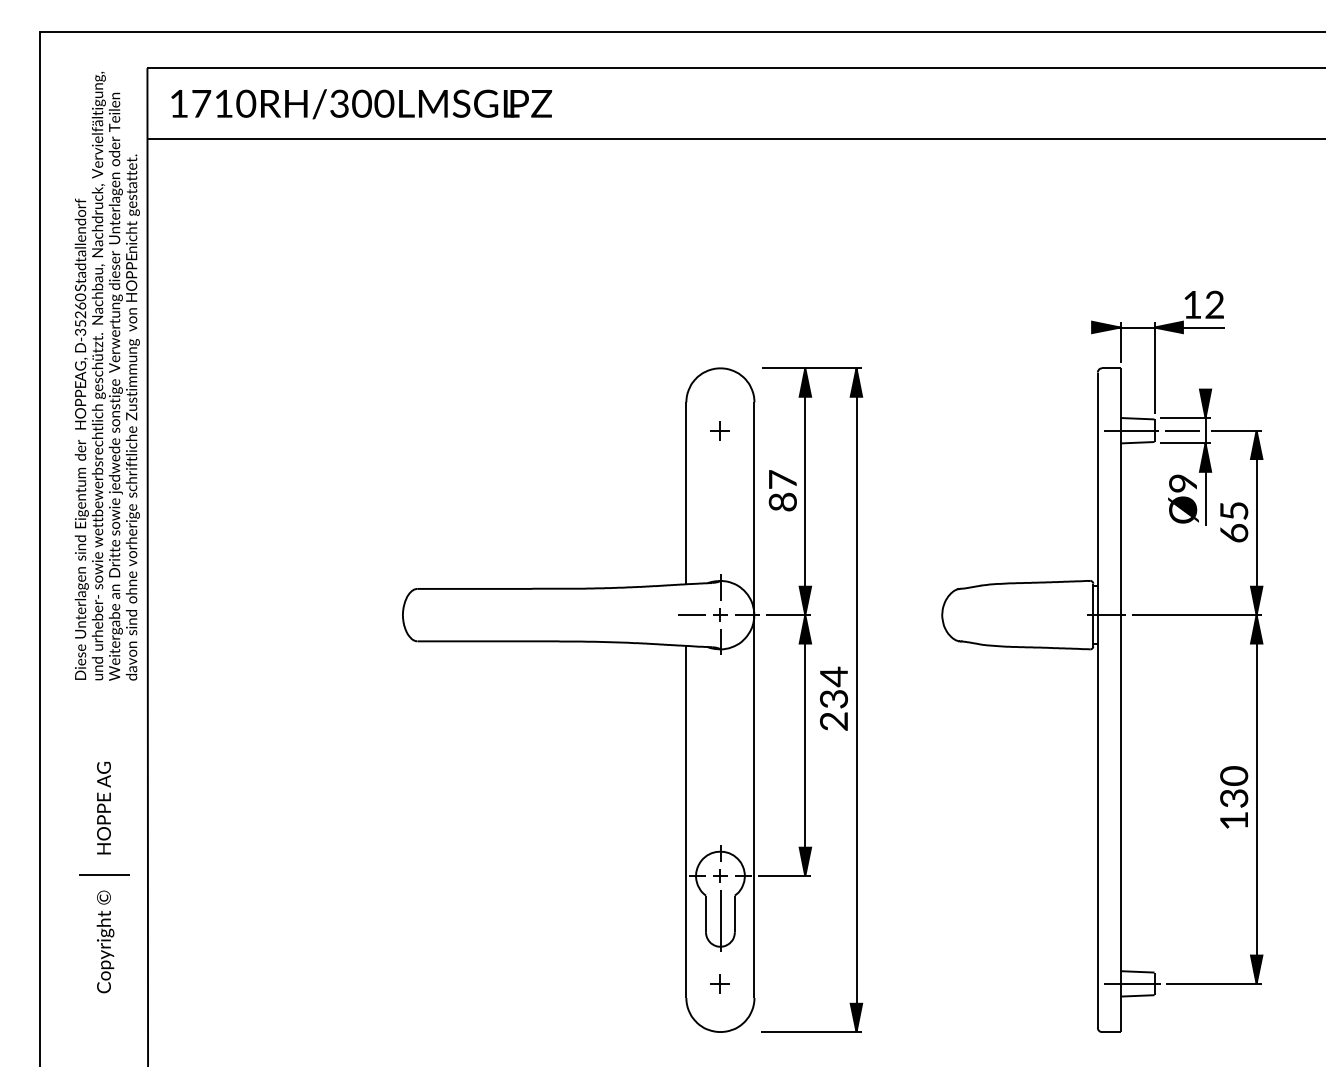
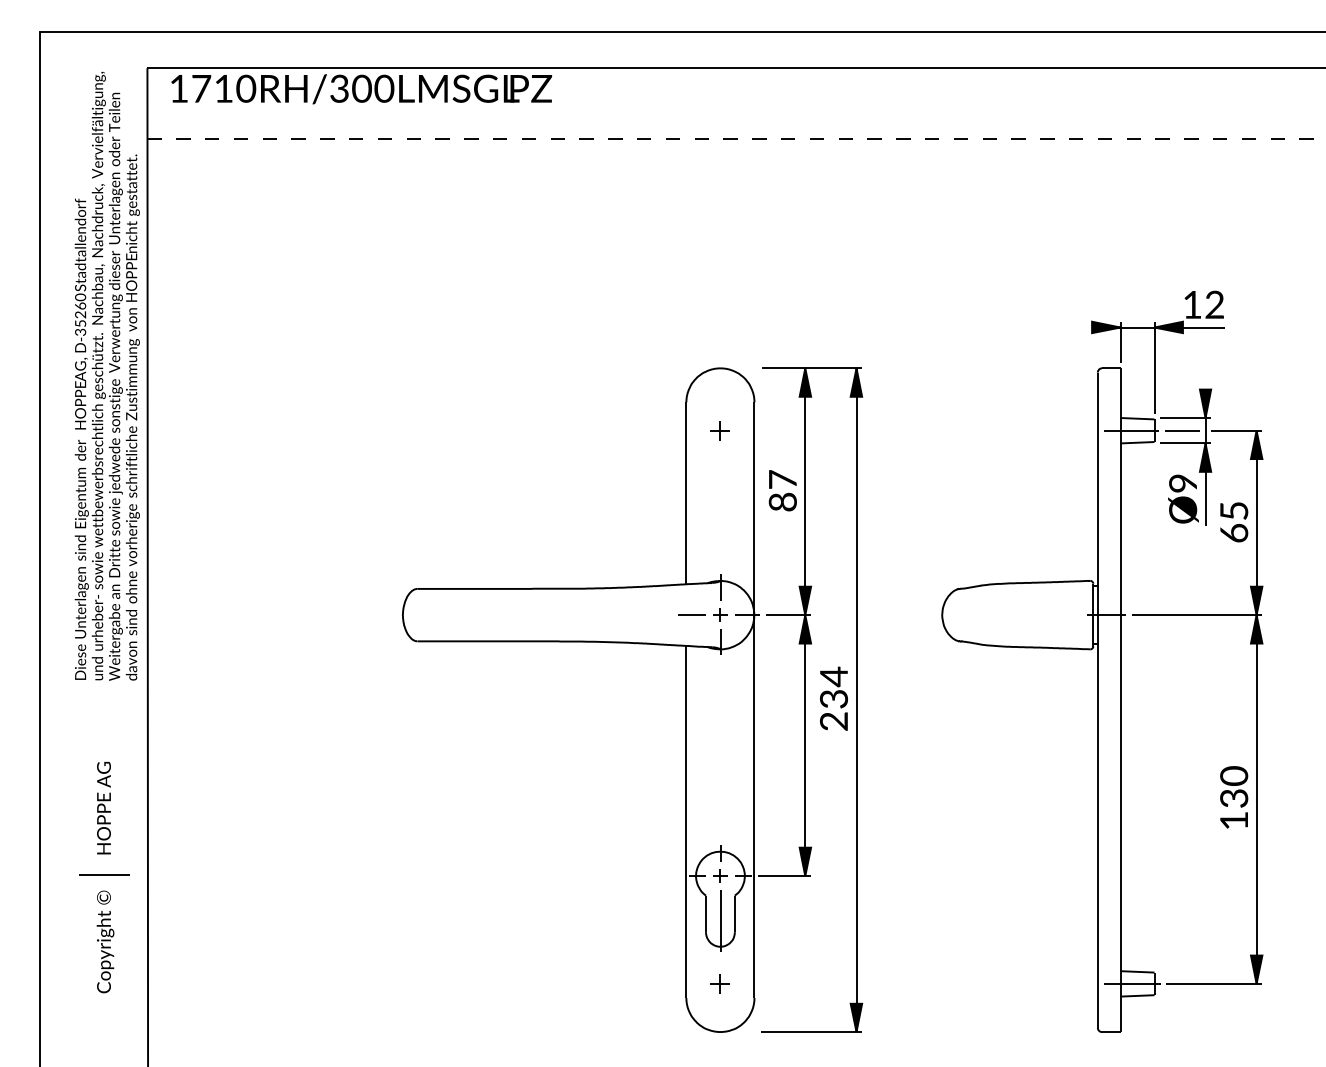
text position: (361, 104) -> (361, 89) (361, 89)
line: solid -> dashed (736, 139)
